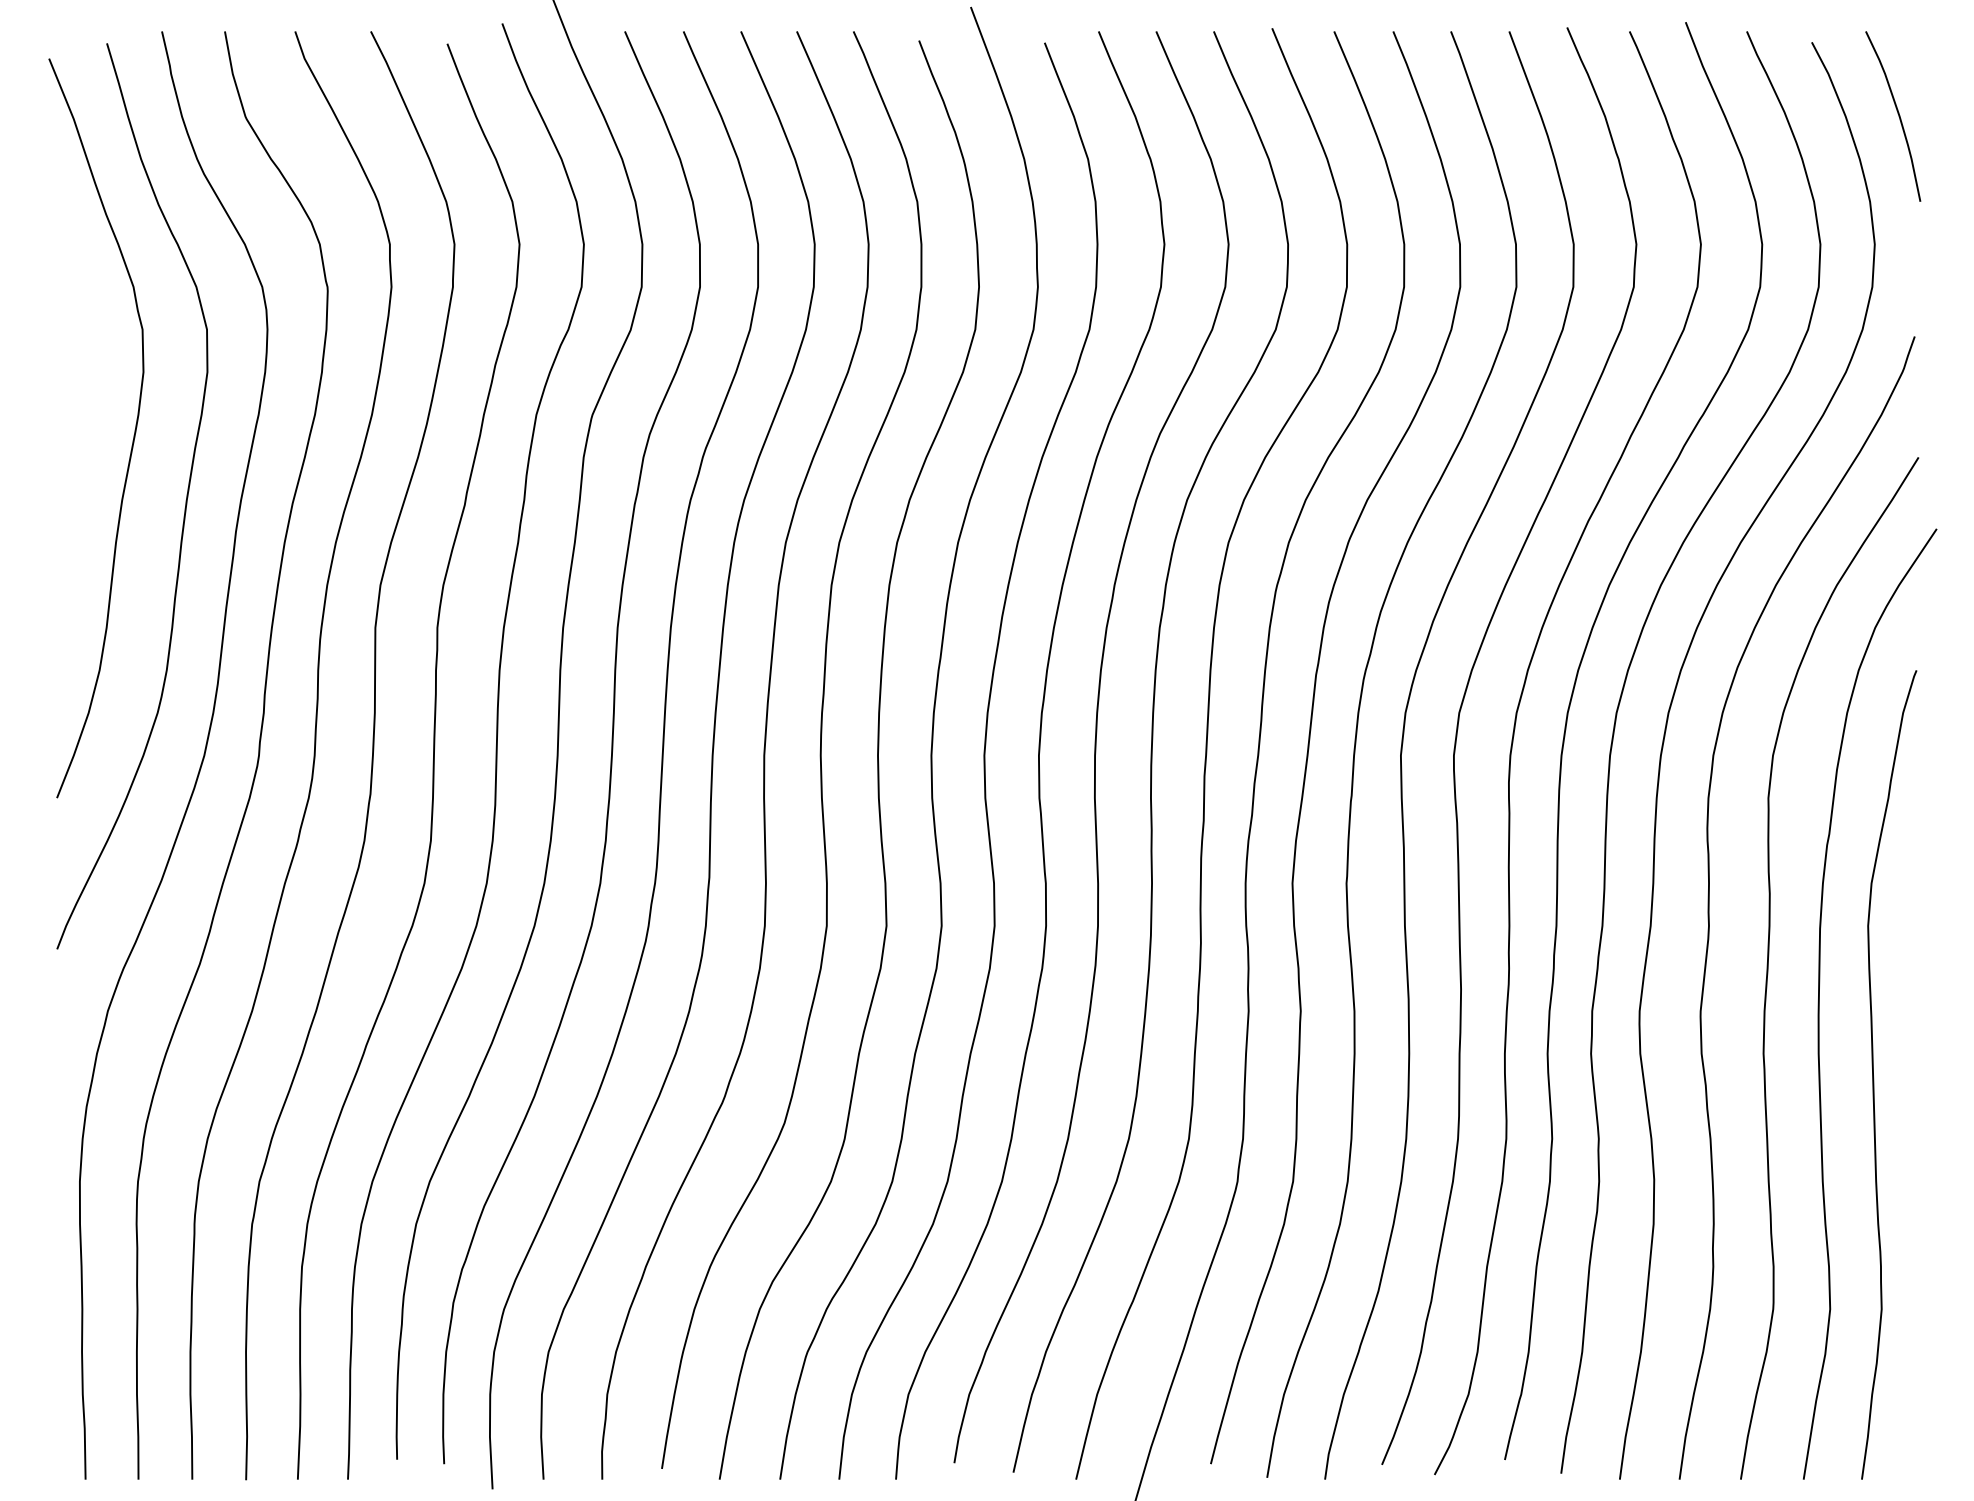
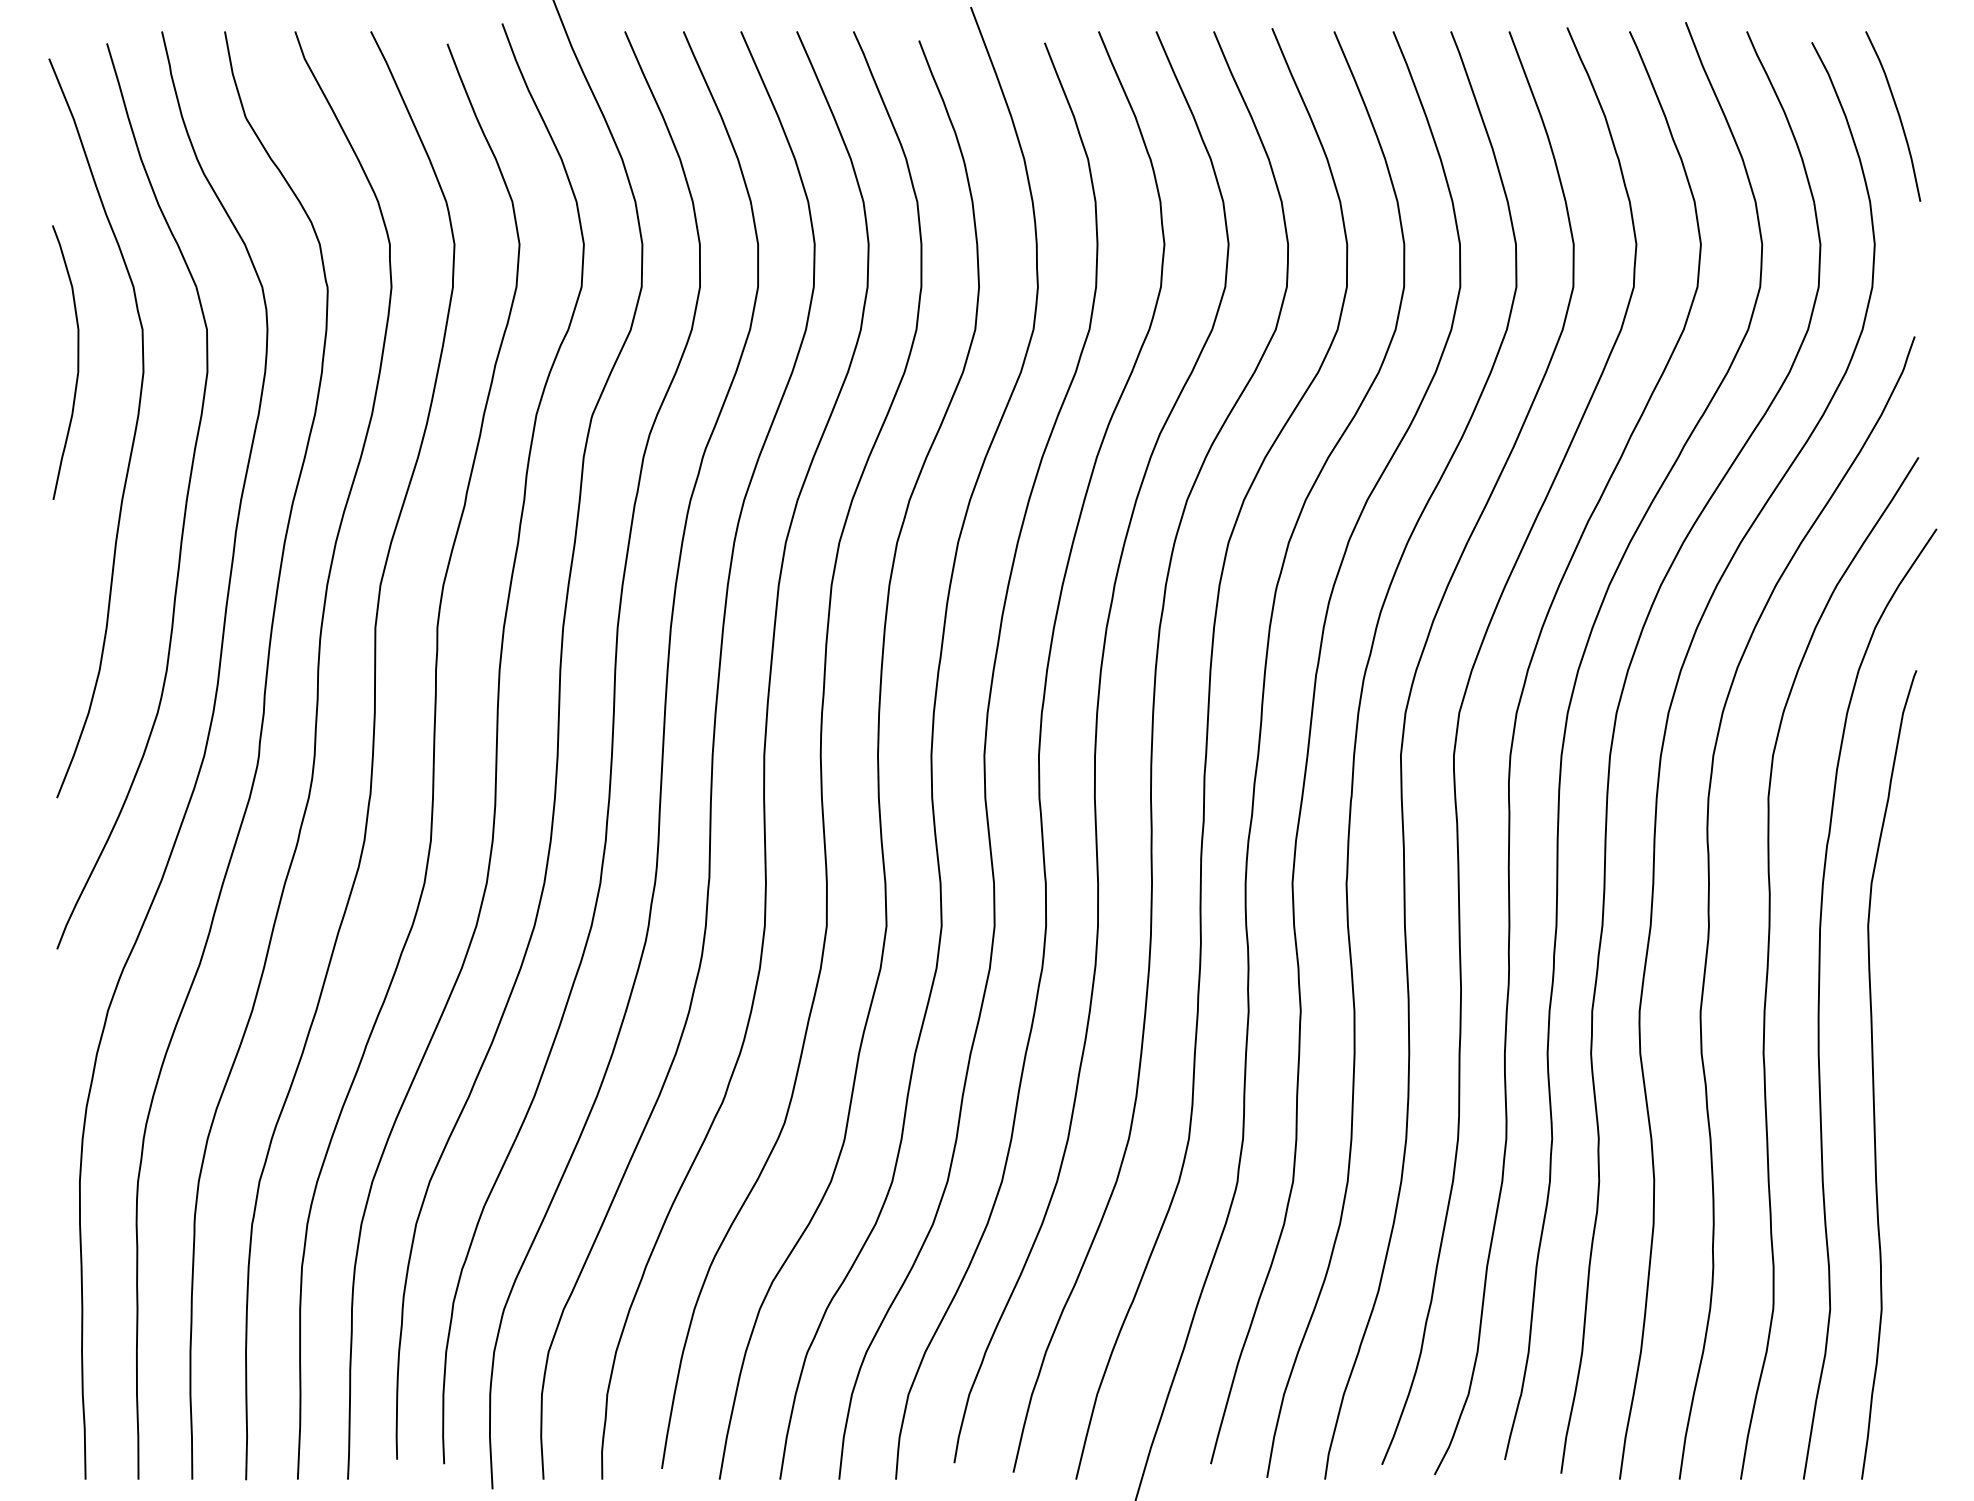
curve: none -> present (77, 362)
